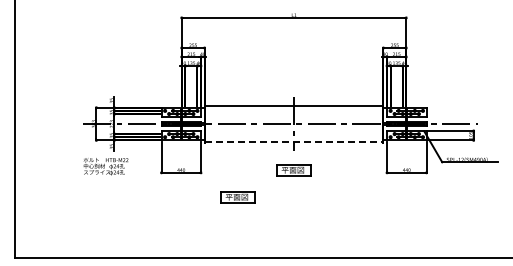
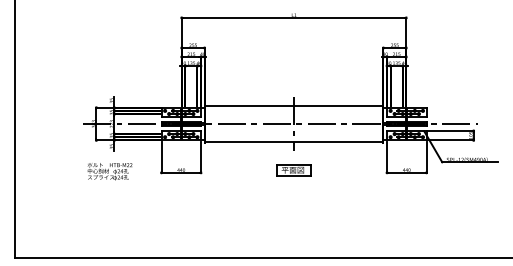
line: dashed -> solid (294, 142)
text position: (105, 166) -> (109, 171) (109, 171)
part: present -> none (237, 197)
